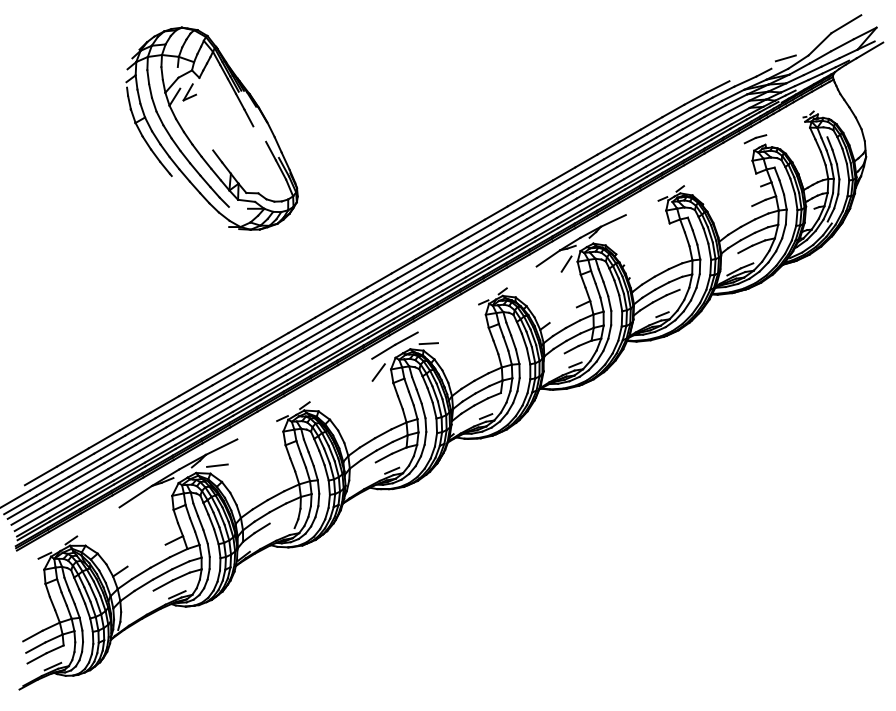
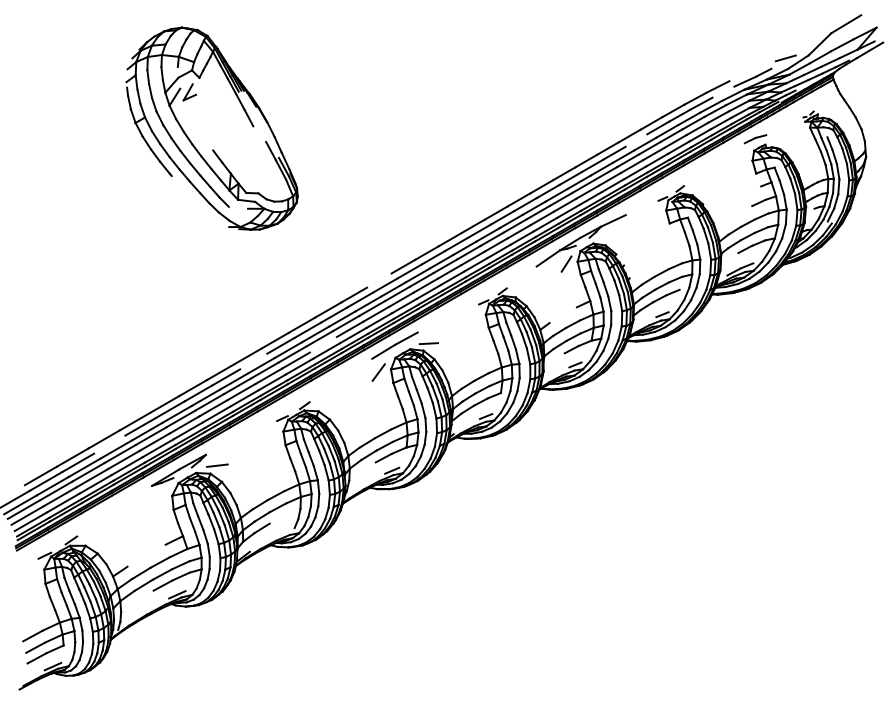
line: present -> none (723, 91)
line: present -> none (636, 140)
line: present -> none (379, 280)
line: present -> none (322, 344)
line: present -> none (253, 361)
line: present -> none (109, 444)
line: present -> none (221, 446)
line: present -> none (135, 496)
